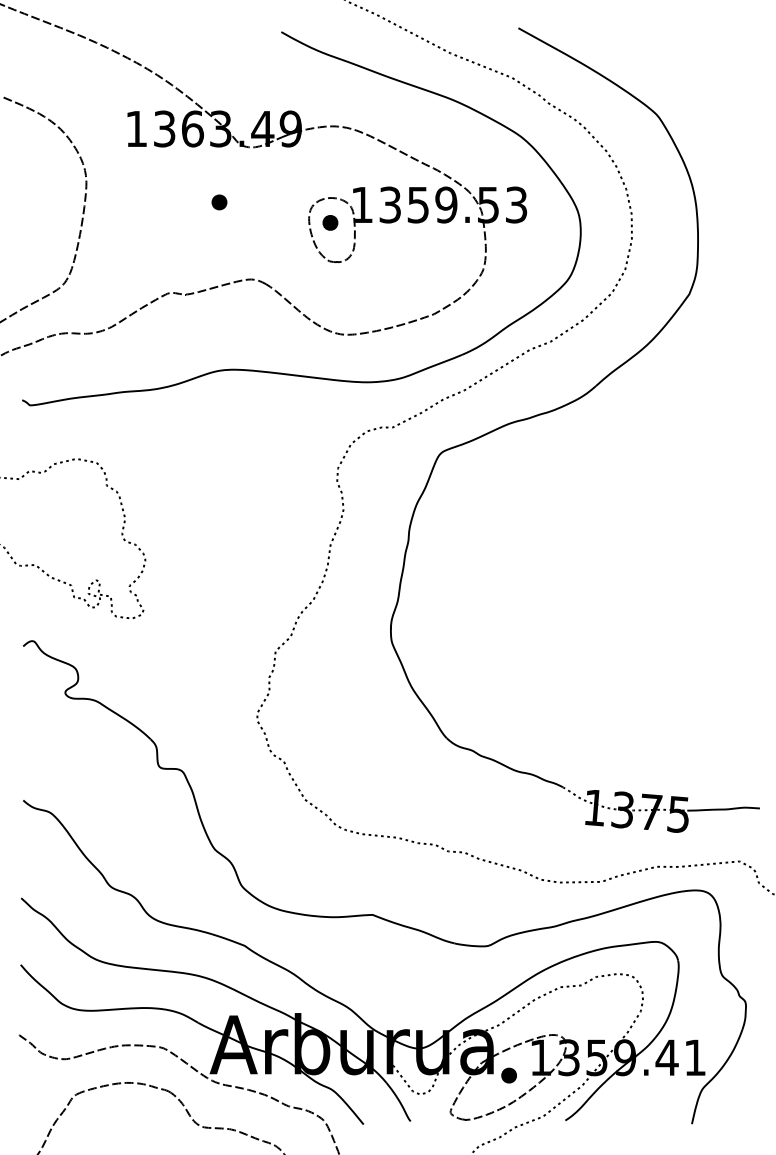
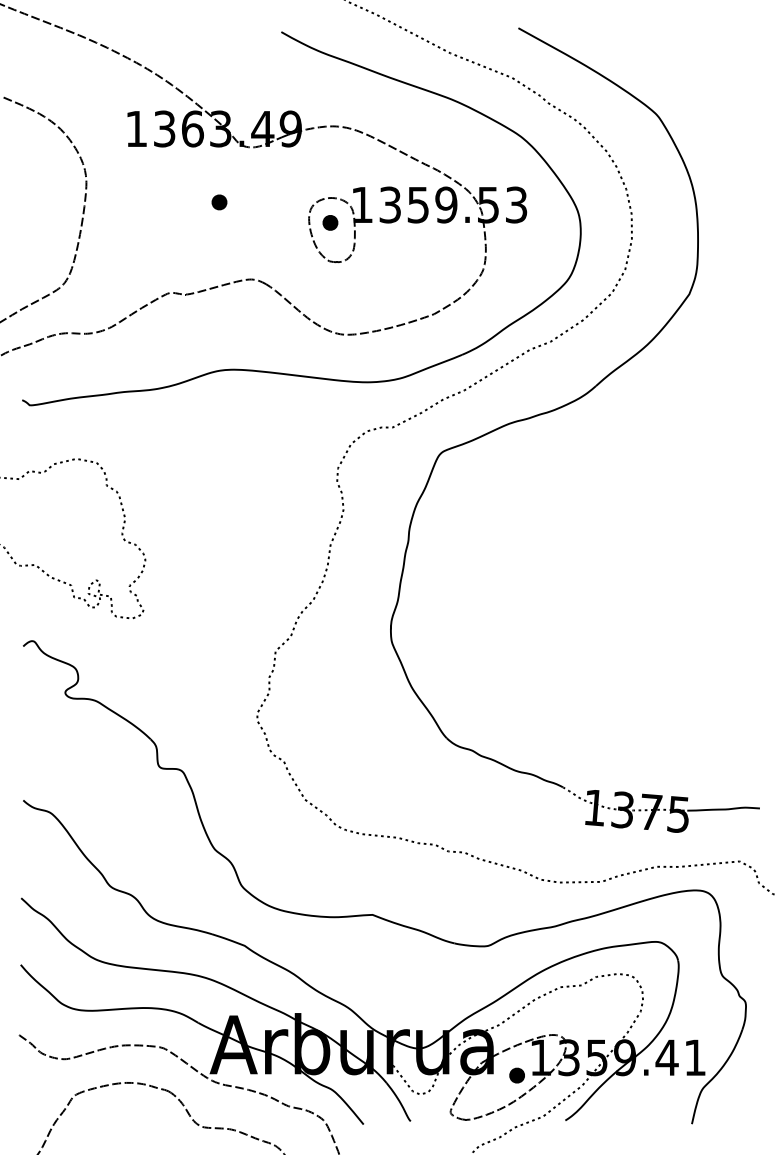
part position: (508, 1075) -> (516, 1075) (516, 1075)
